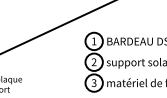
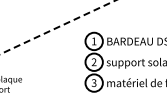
line: solid -> dashed (58, 27)
